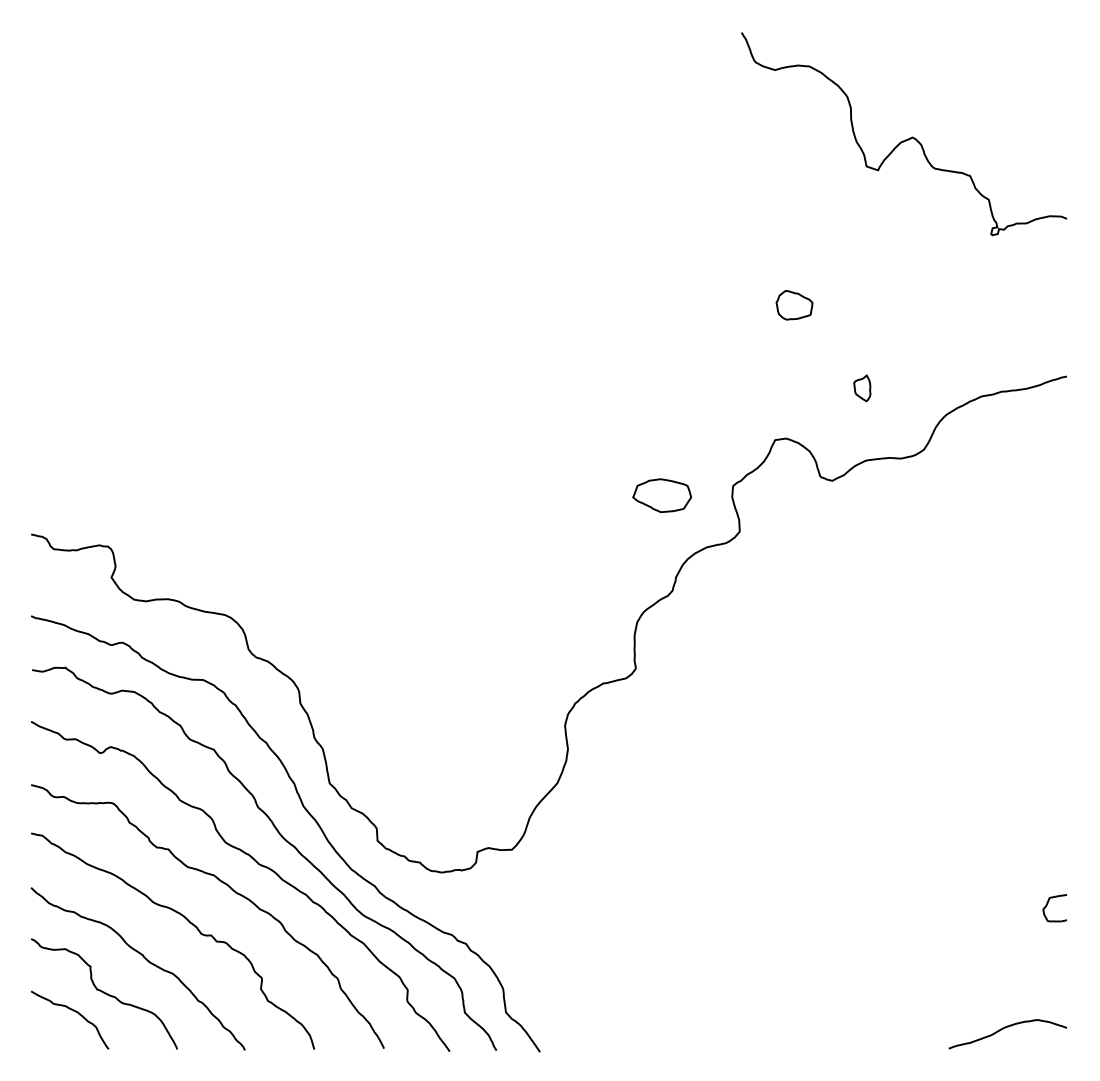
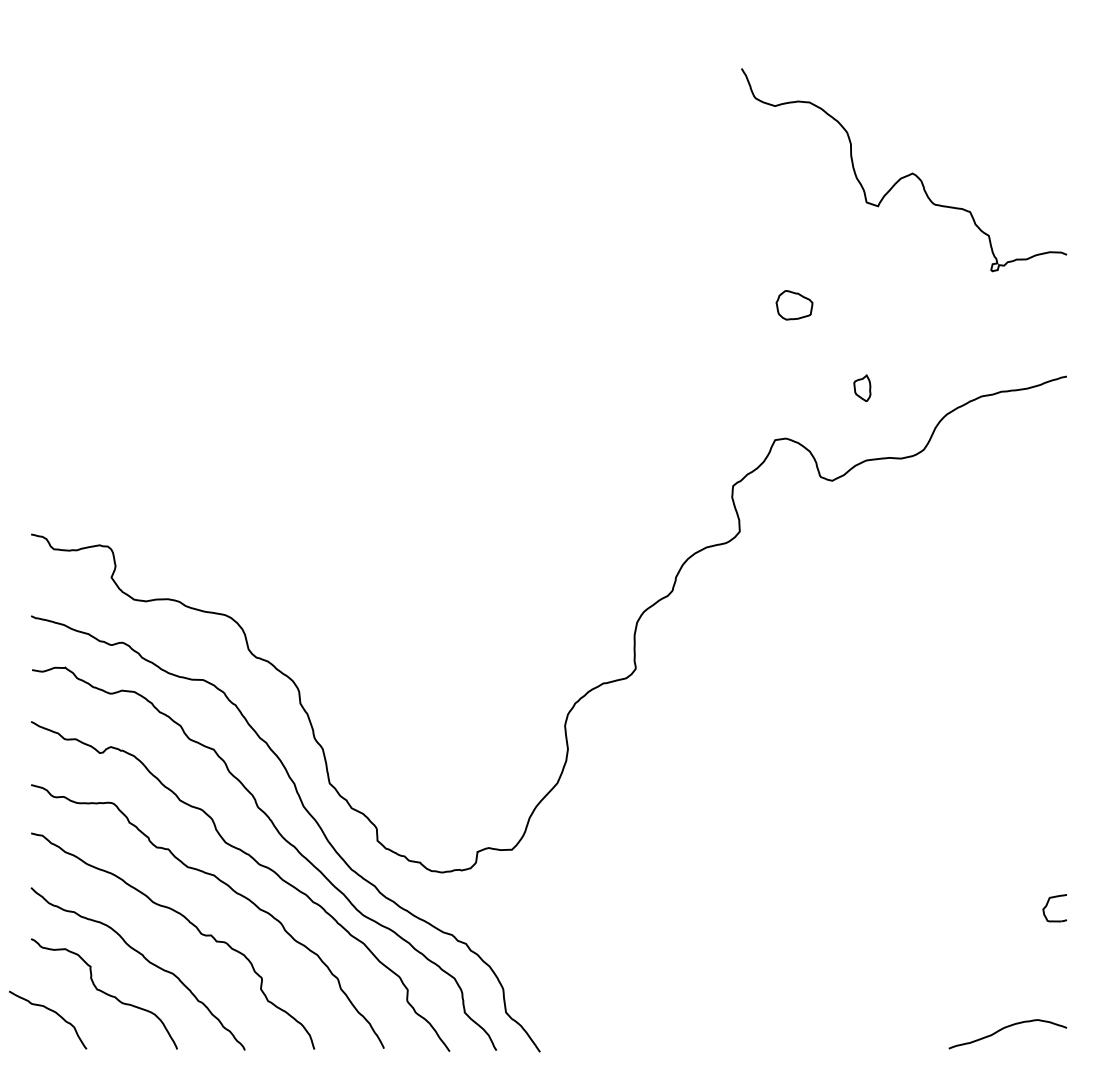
curve position: (907, 138) -> (907, 174) (907, 174)
part: present -> none (662, 495)
curve position: (73, 1011) -> (51, 1011) (51, 1011)
